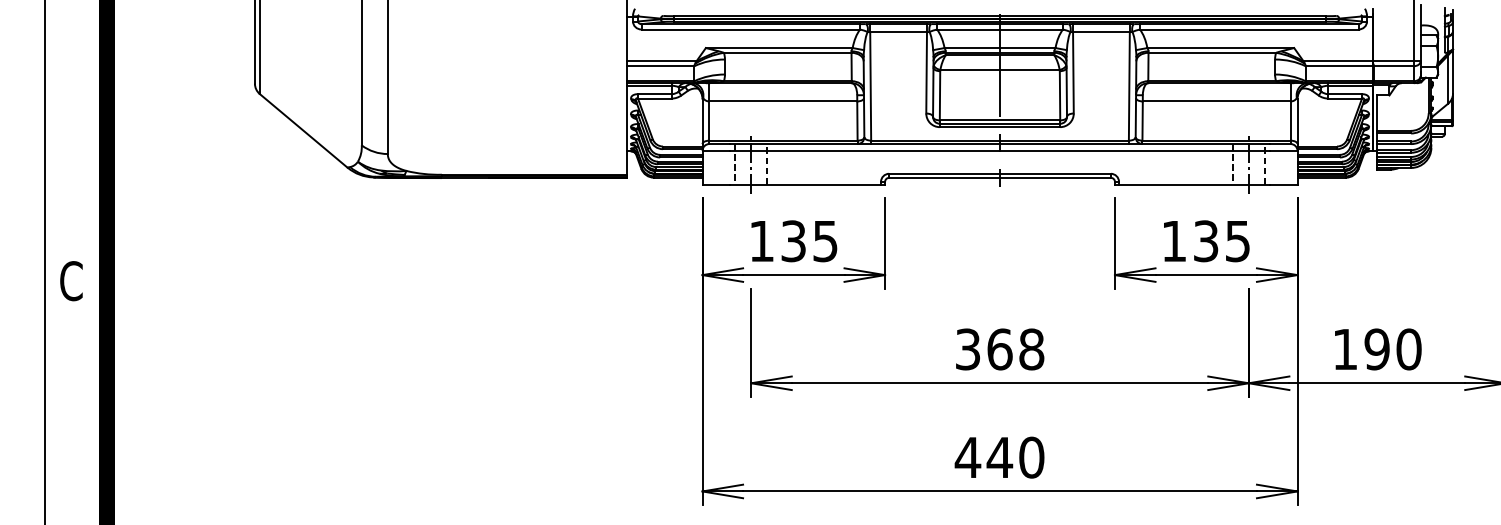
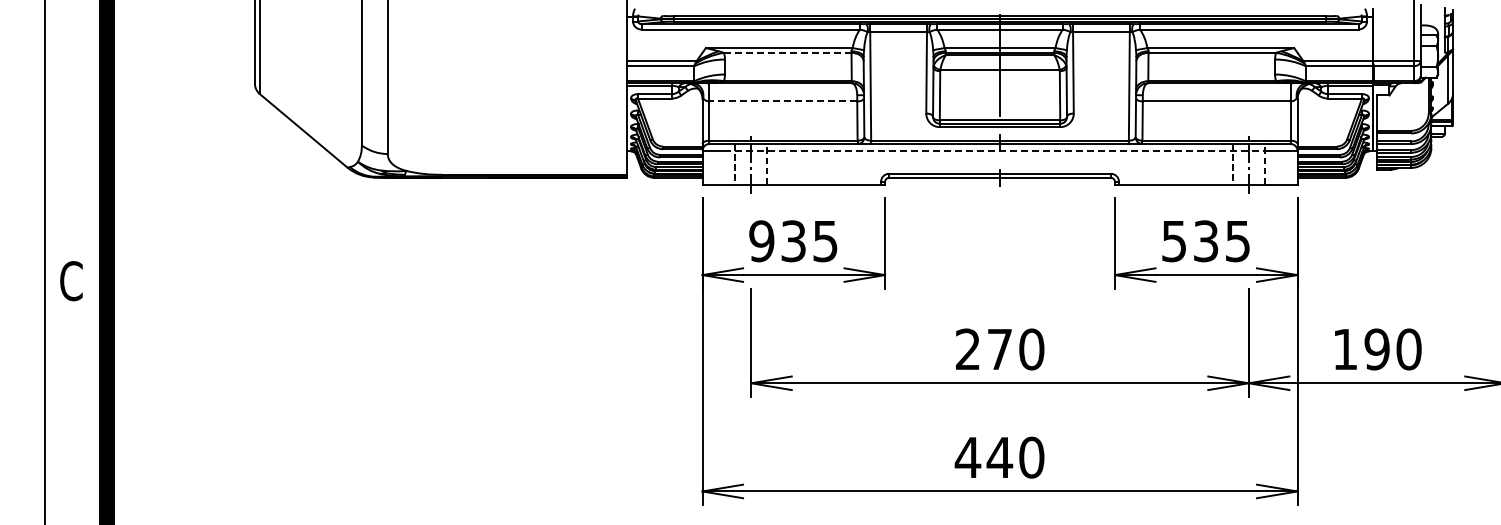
line: solid -> dashed (787, 52)
line: solid -> dashed (783, 101)
line: solid -> dashed (999, 150)
text: 135 -> 935 (761, 241)
text: 135 -> 535 (1173, 241)
text: 368 -> 270 (1000, 349)
